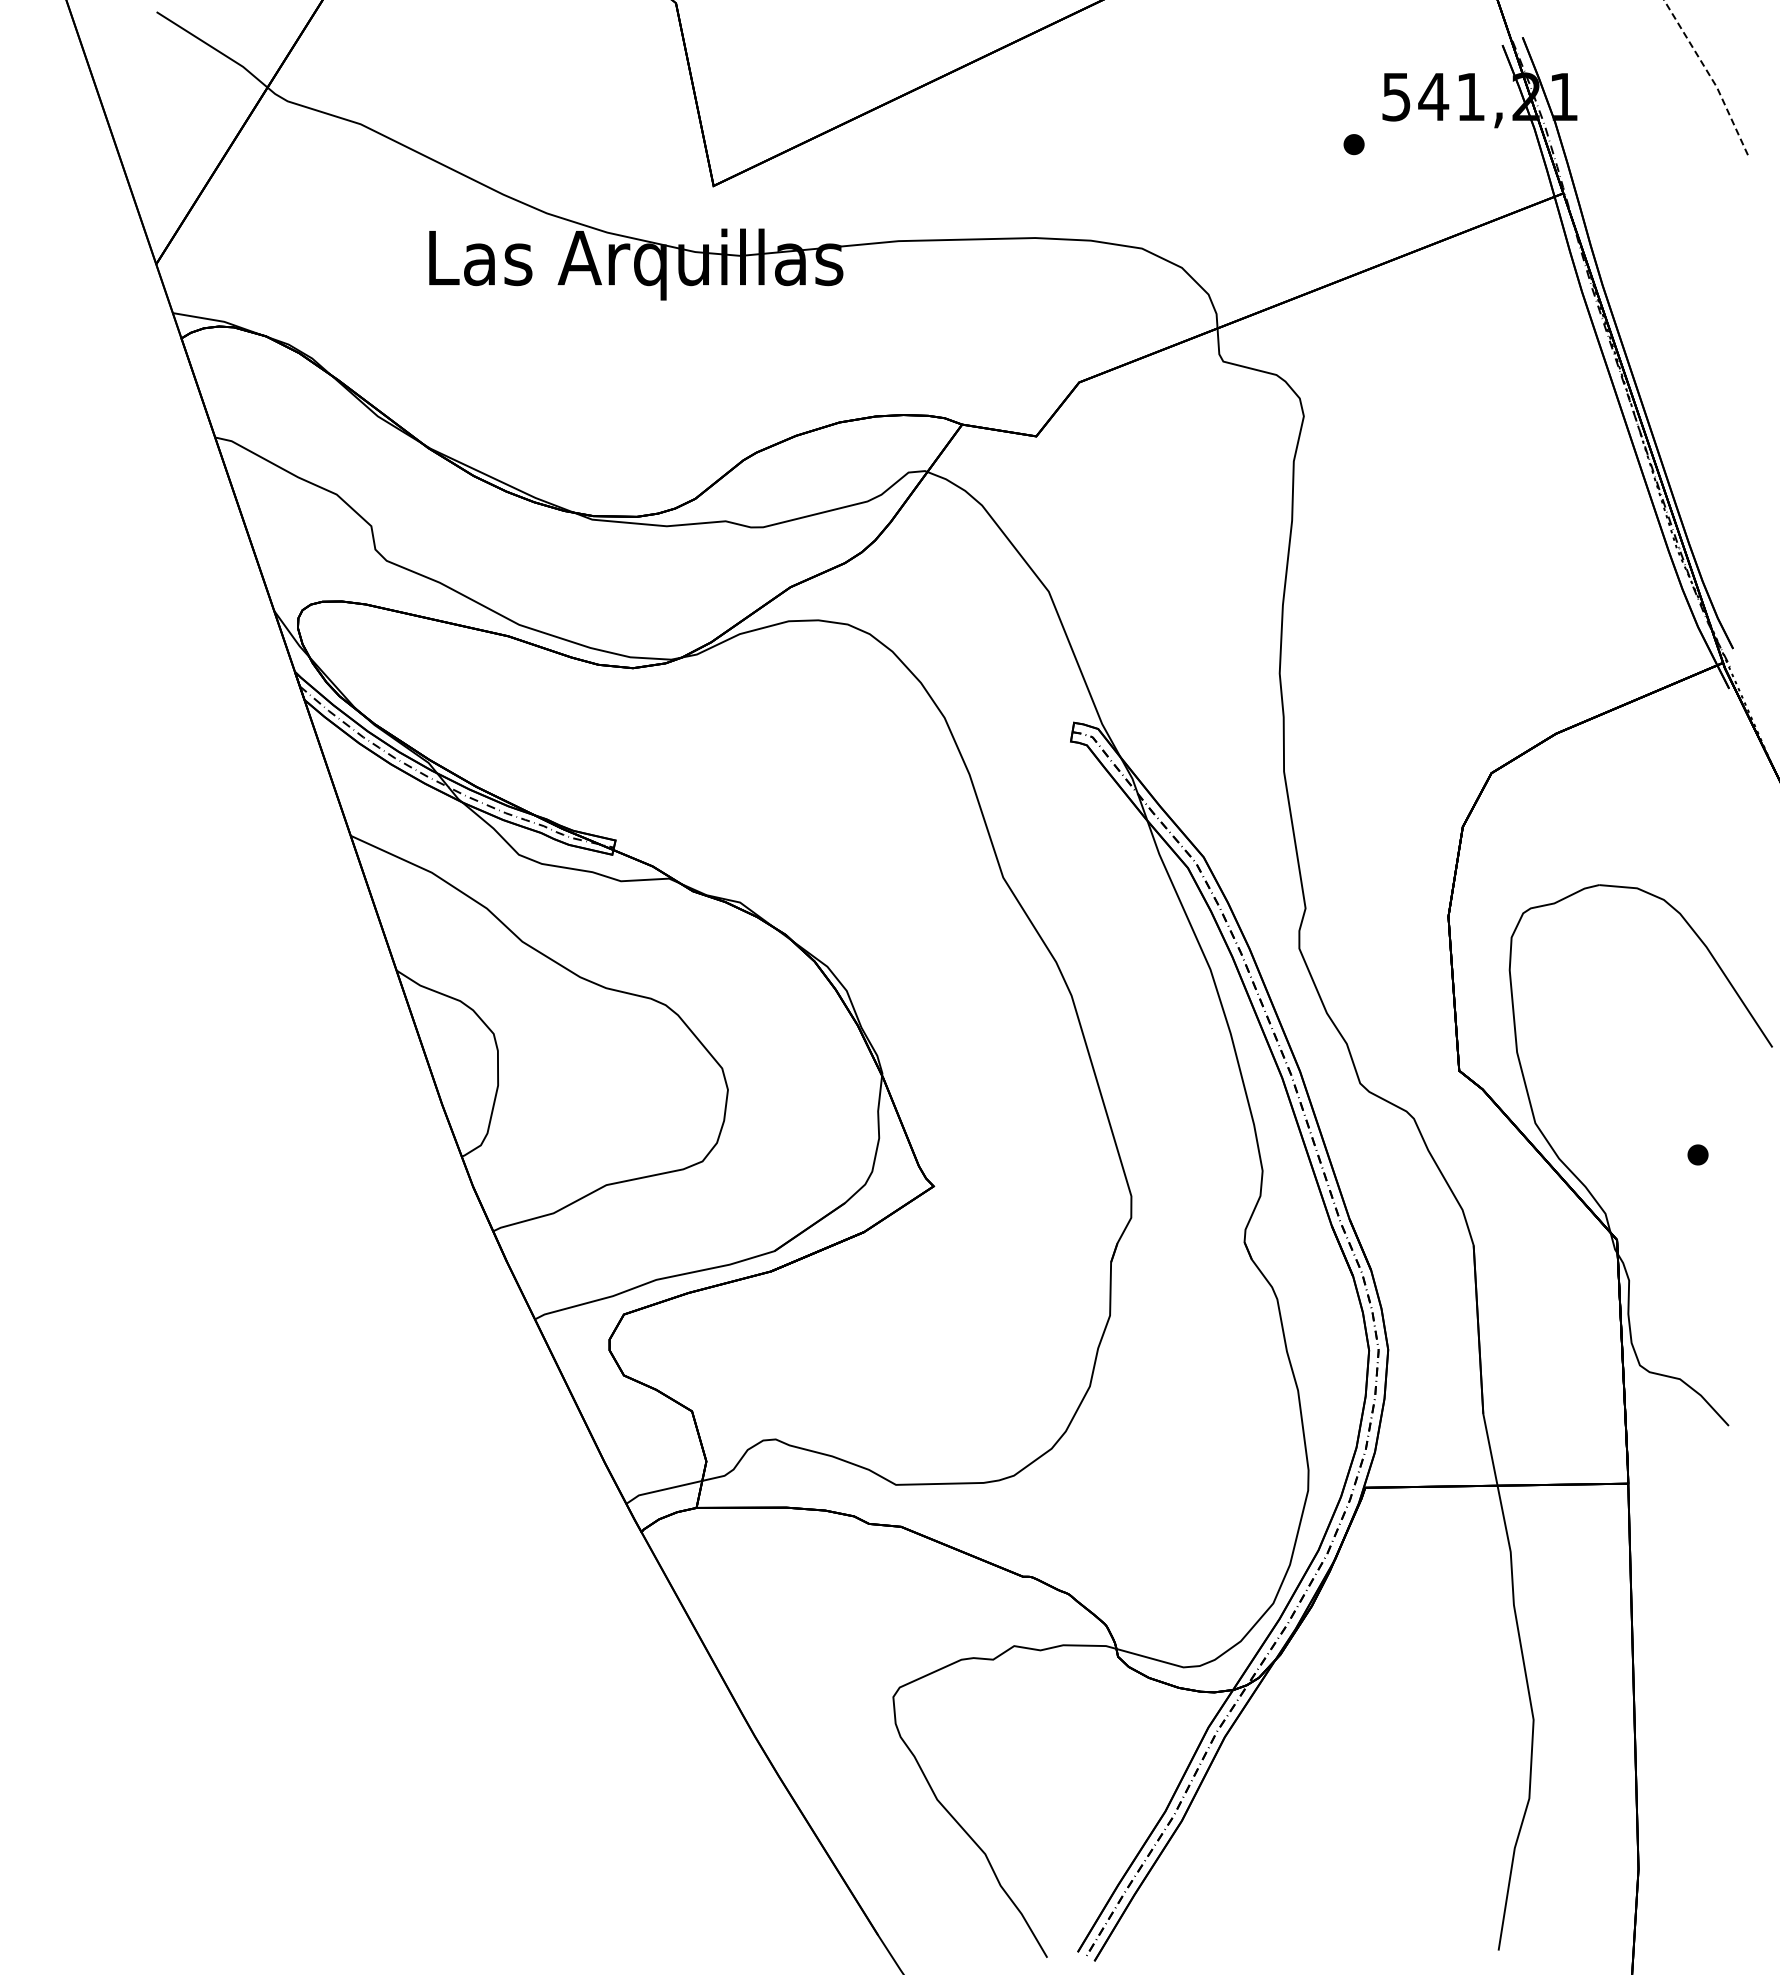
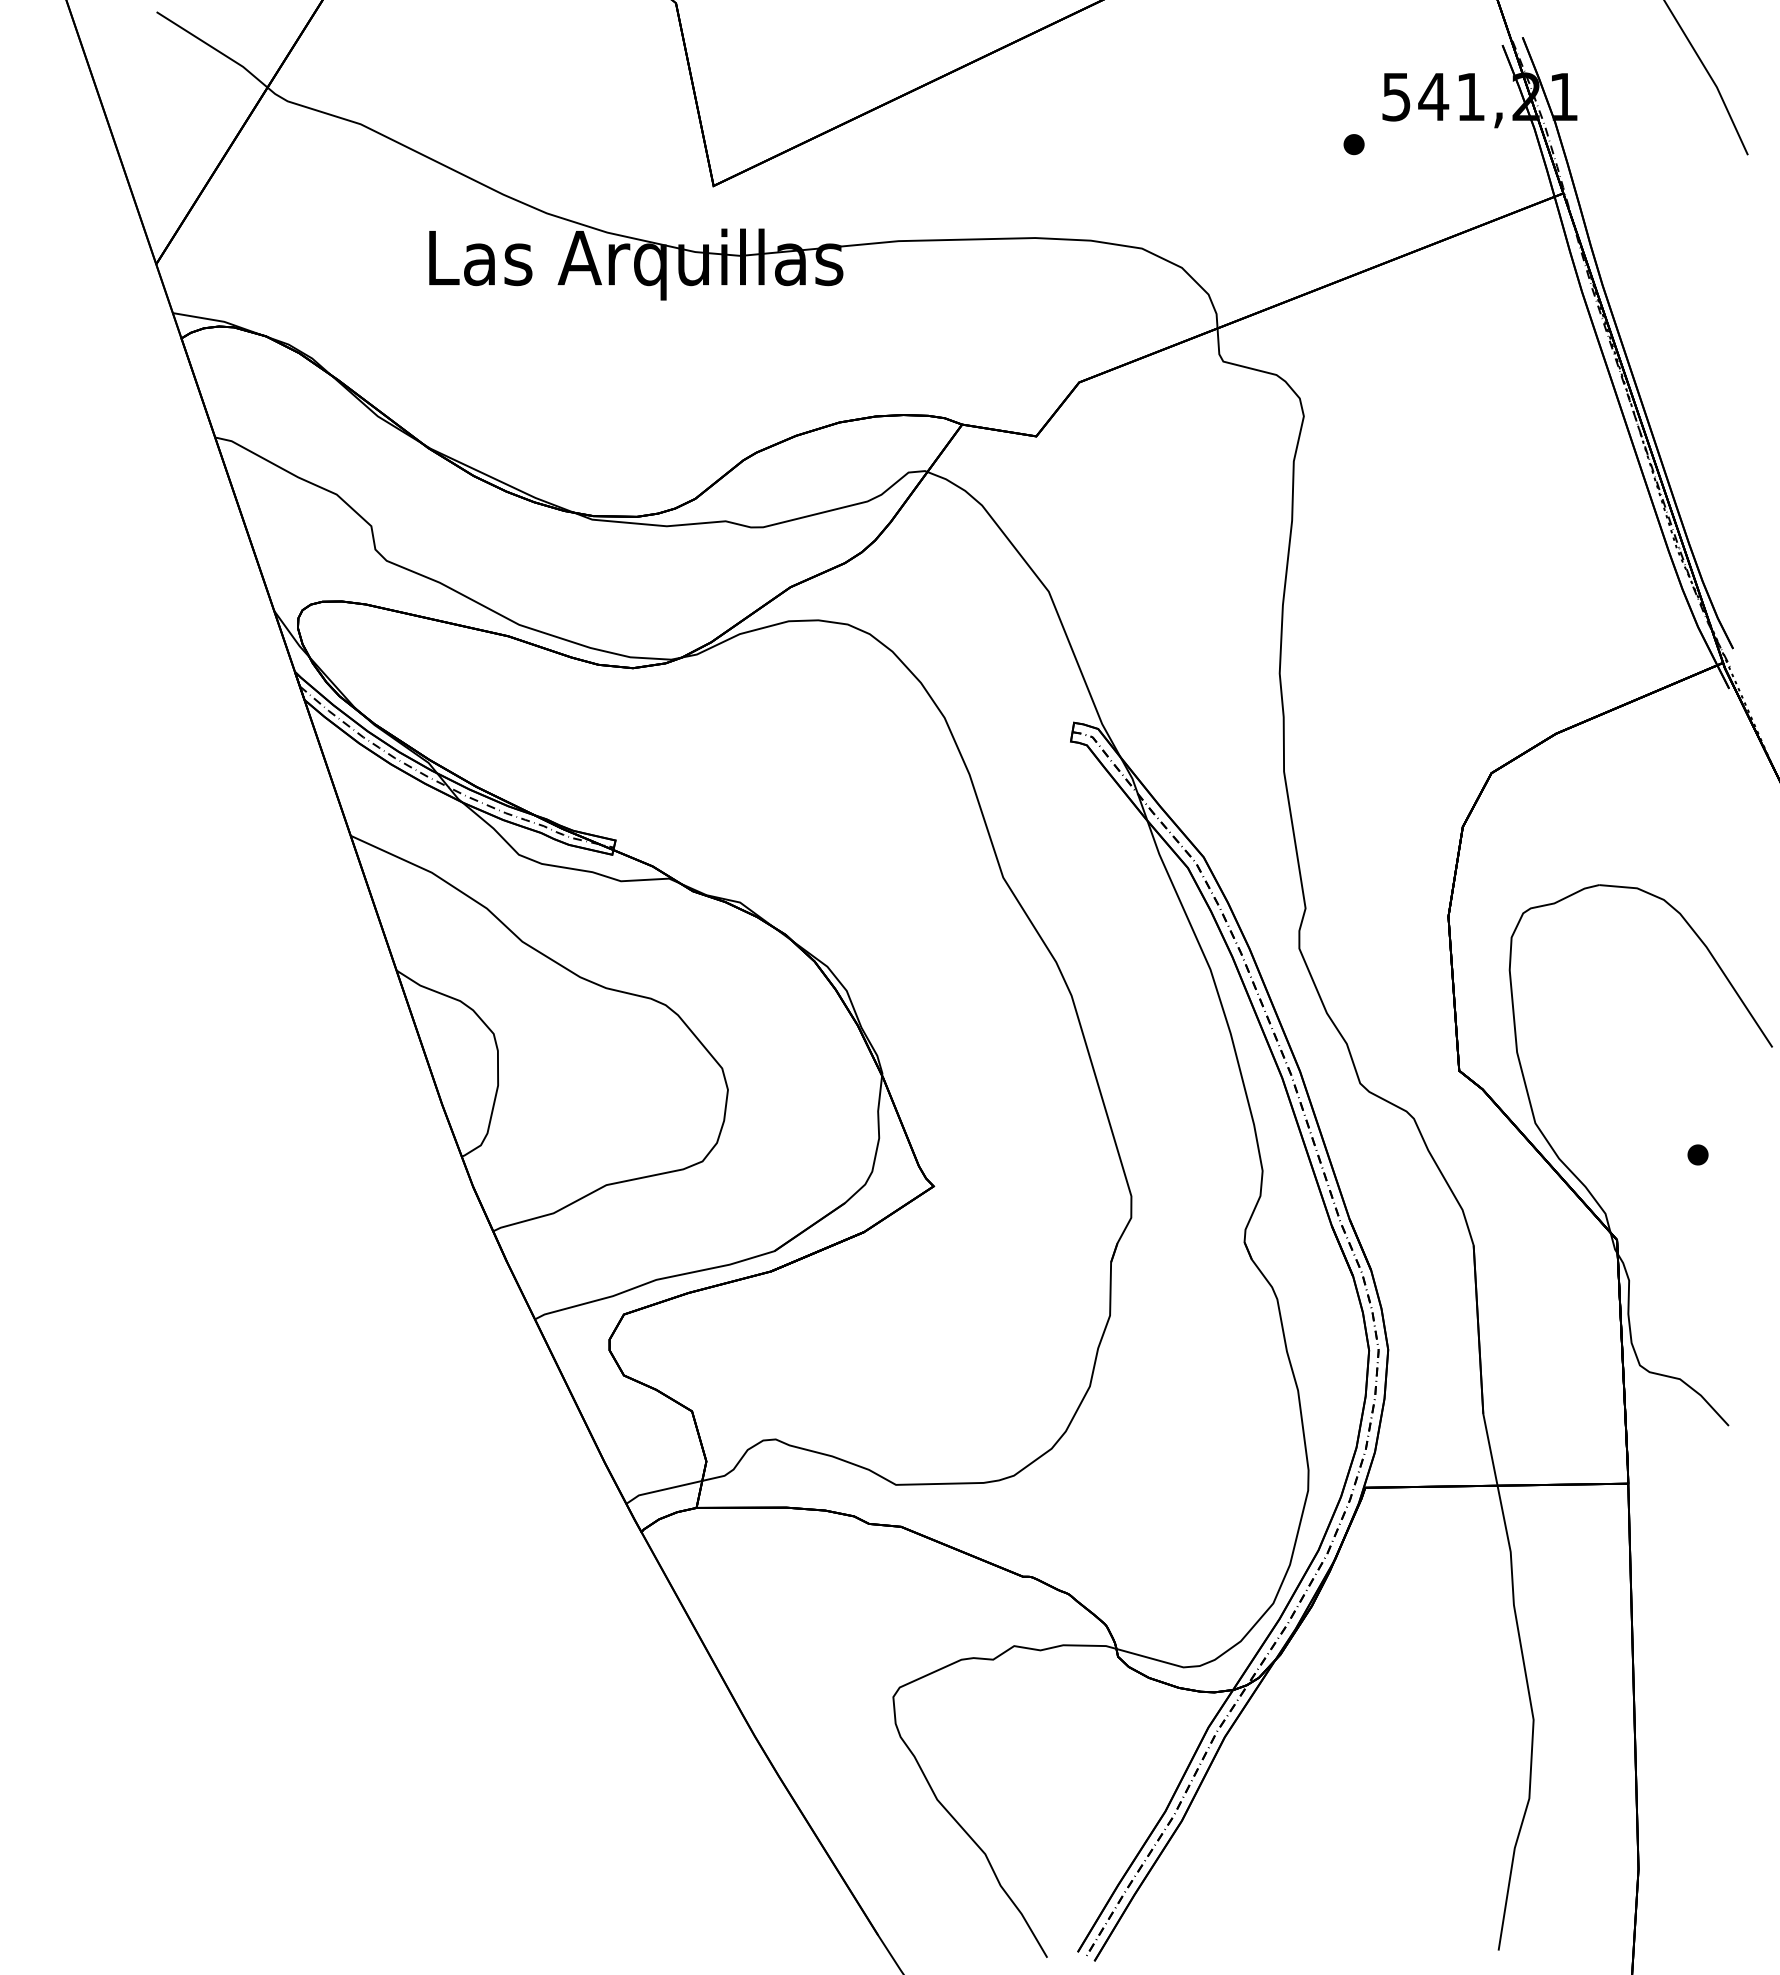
line: dashed -> solid (1710, 76)
